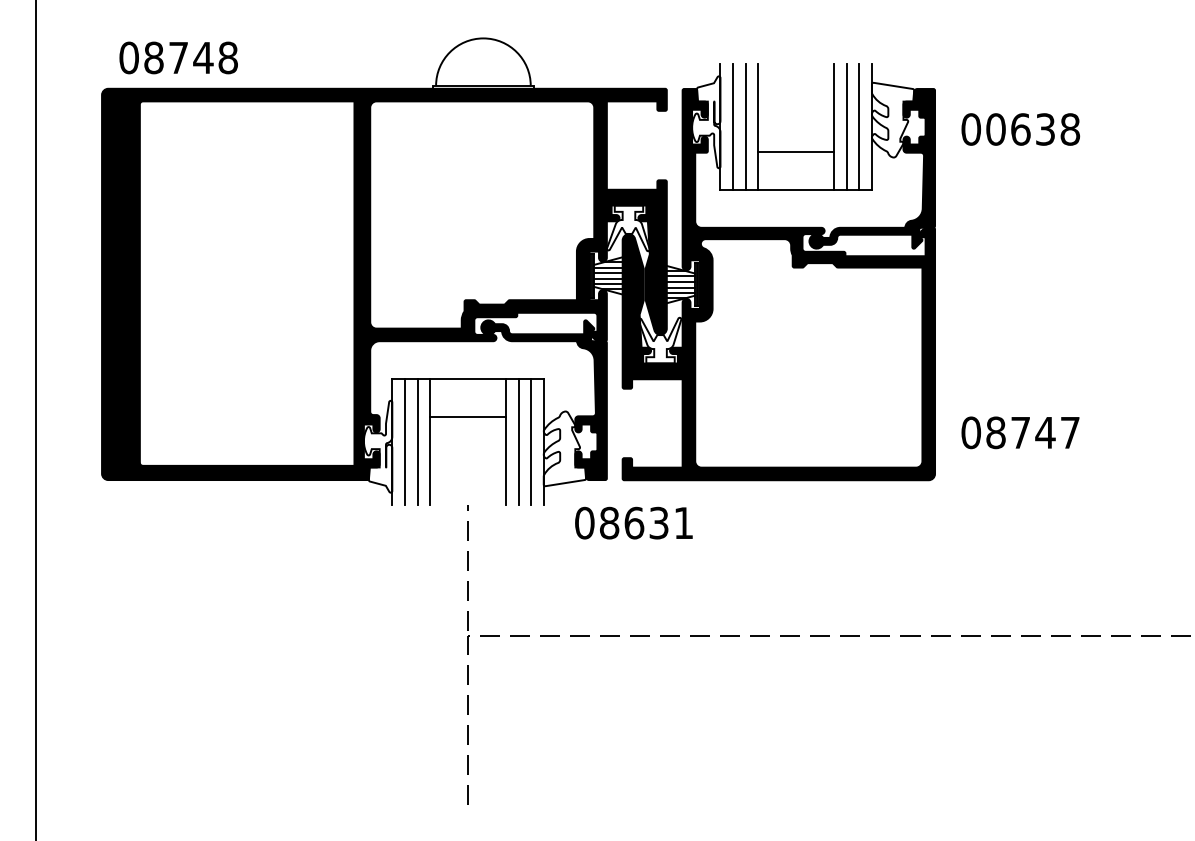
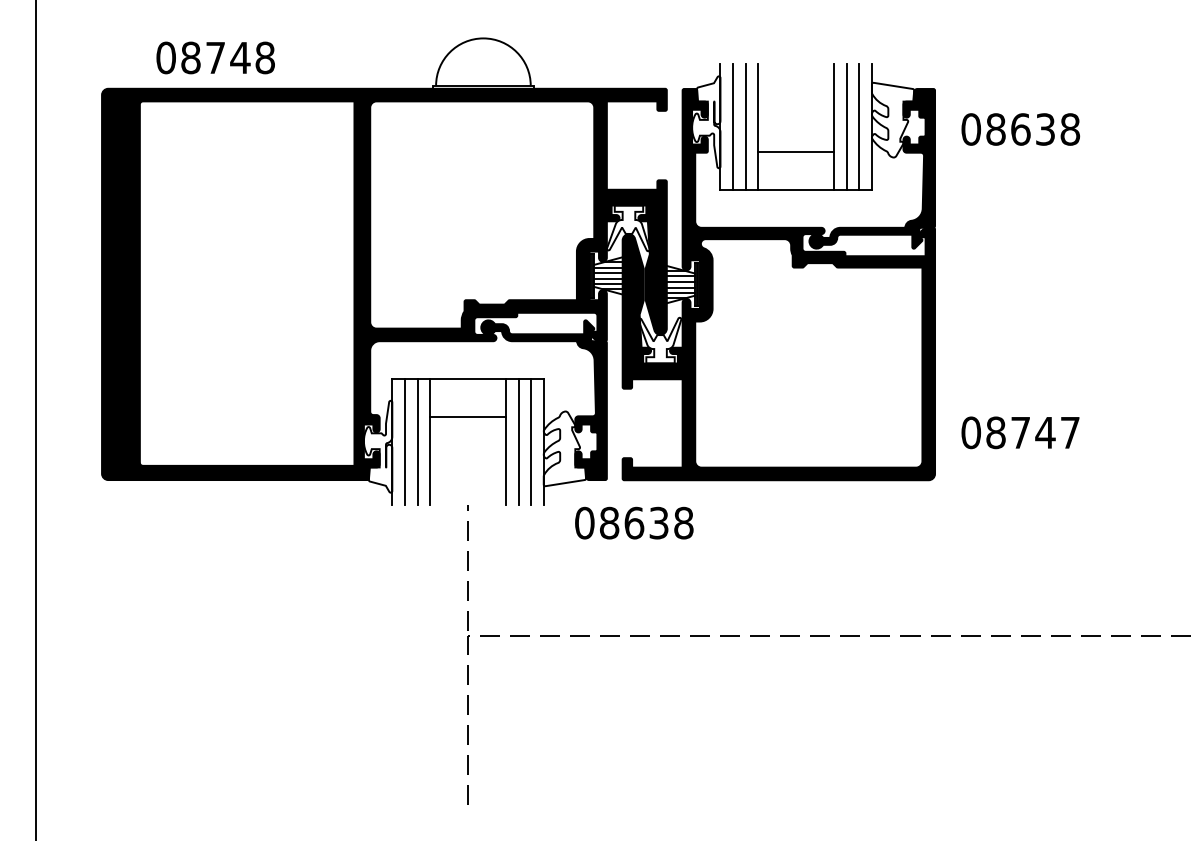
text position: (178, 57) -> (215, 57) (215, 57)
text: 00638 -> 08638 (995, 129)
text: 08631 -> 08638 (683, 522)
